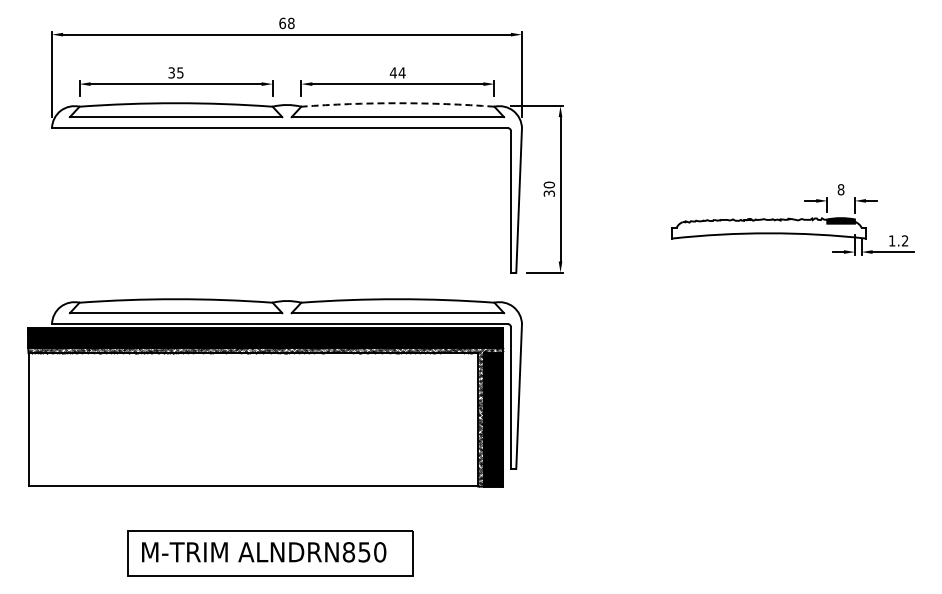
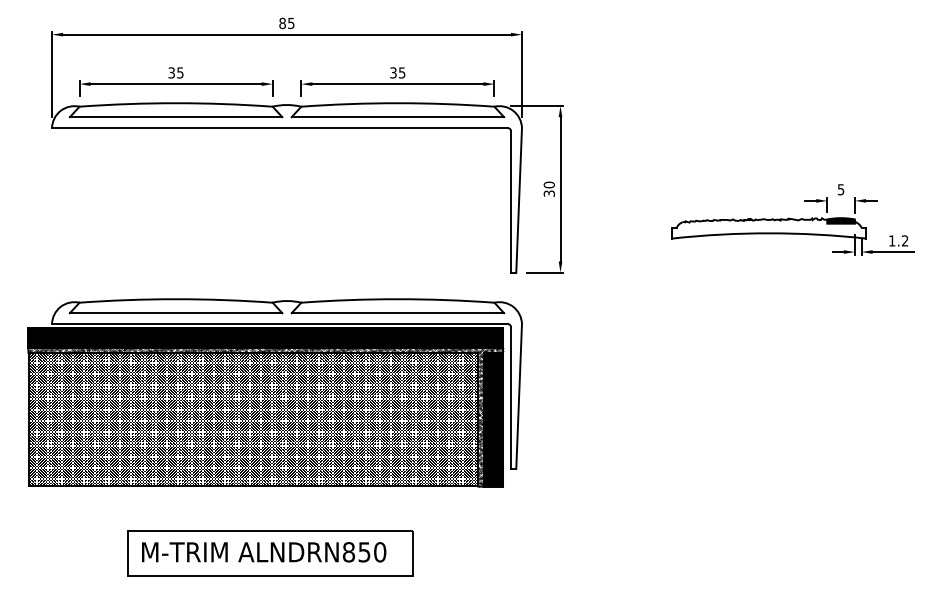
text: 68 -> 85 (286, 22)
text: 44 -> 35 (397, 72)
arc: dashed -> solid (397, 103)
text: 8 -> 5 (840, 189)
hatch: none -> present (252, 419)
